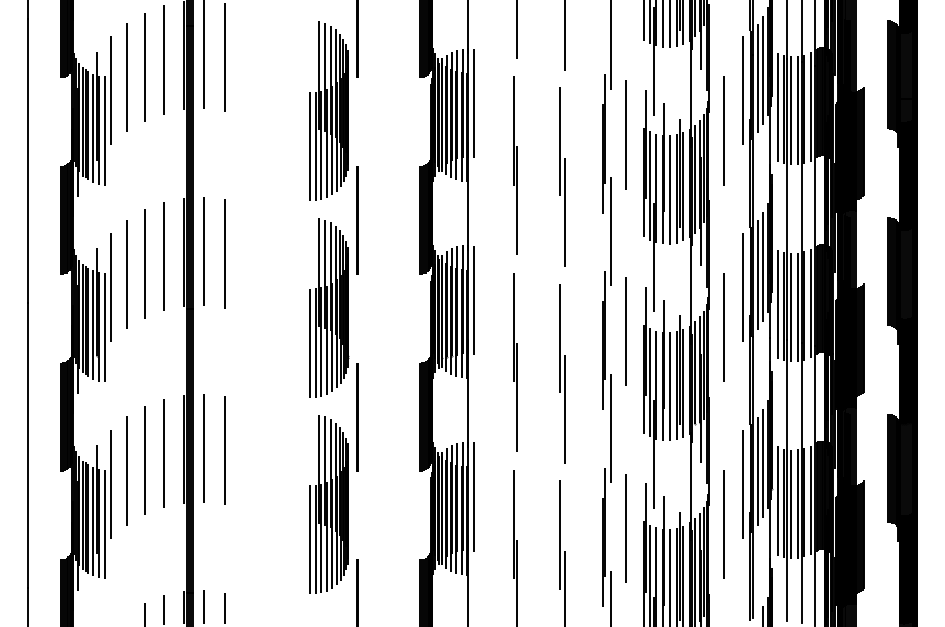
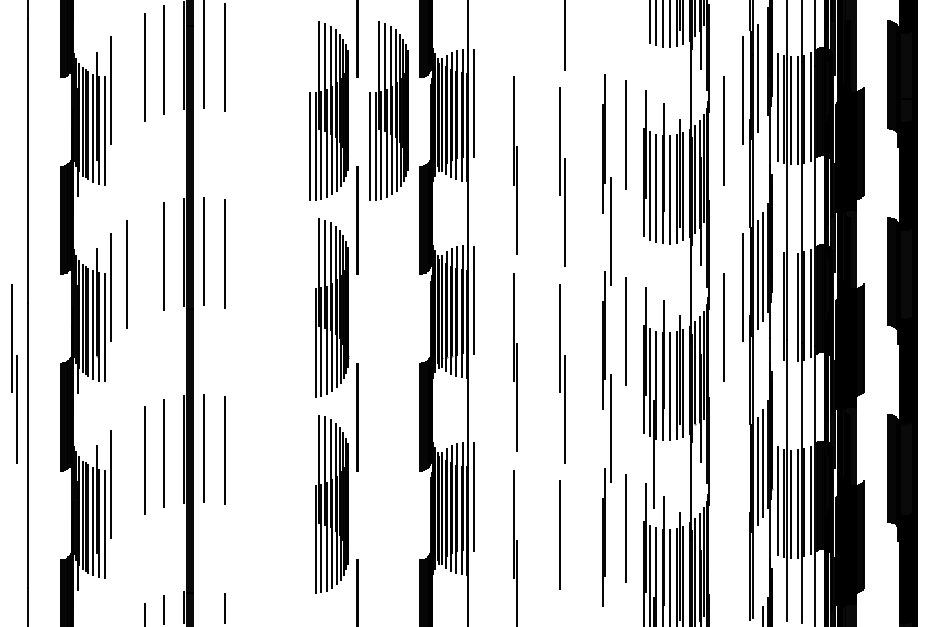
line: present -> none (643, 21)
line: present -> none (517, 30)
line: present -> none (611, 45)
line: present -> none (653, 60)
line: present -> none (763, 69)
line: present -> none (126, 77)
part: none -> present (388, 110)
line: present -> none (653, 257)
line: present -> none (144, 263)
line: present -> none (777, 304)
line: present -> none (790, 307)
line: present -> none (309, 342)
part: none -> present (14, 373)
line: present -> none (126, 470)
line: present -> none (742, 483)
line: present -> none (723, 524)
line: present -> none (309, 539)
line: present -> none (565, 587)
line: present -> none (611, 596)
line: present -> none (204, 606)
